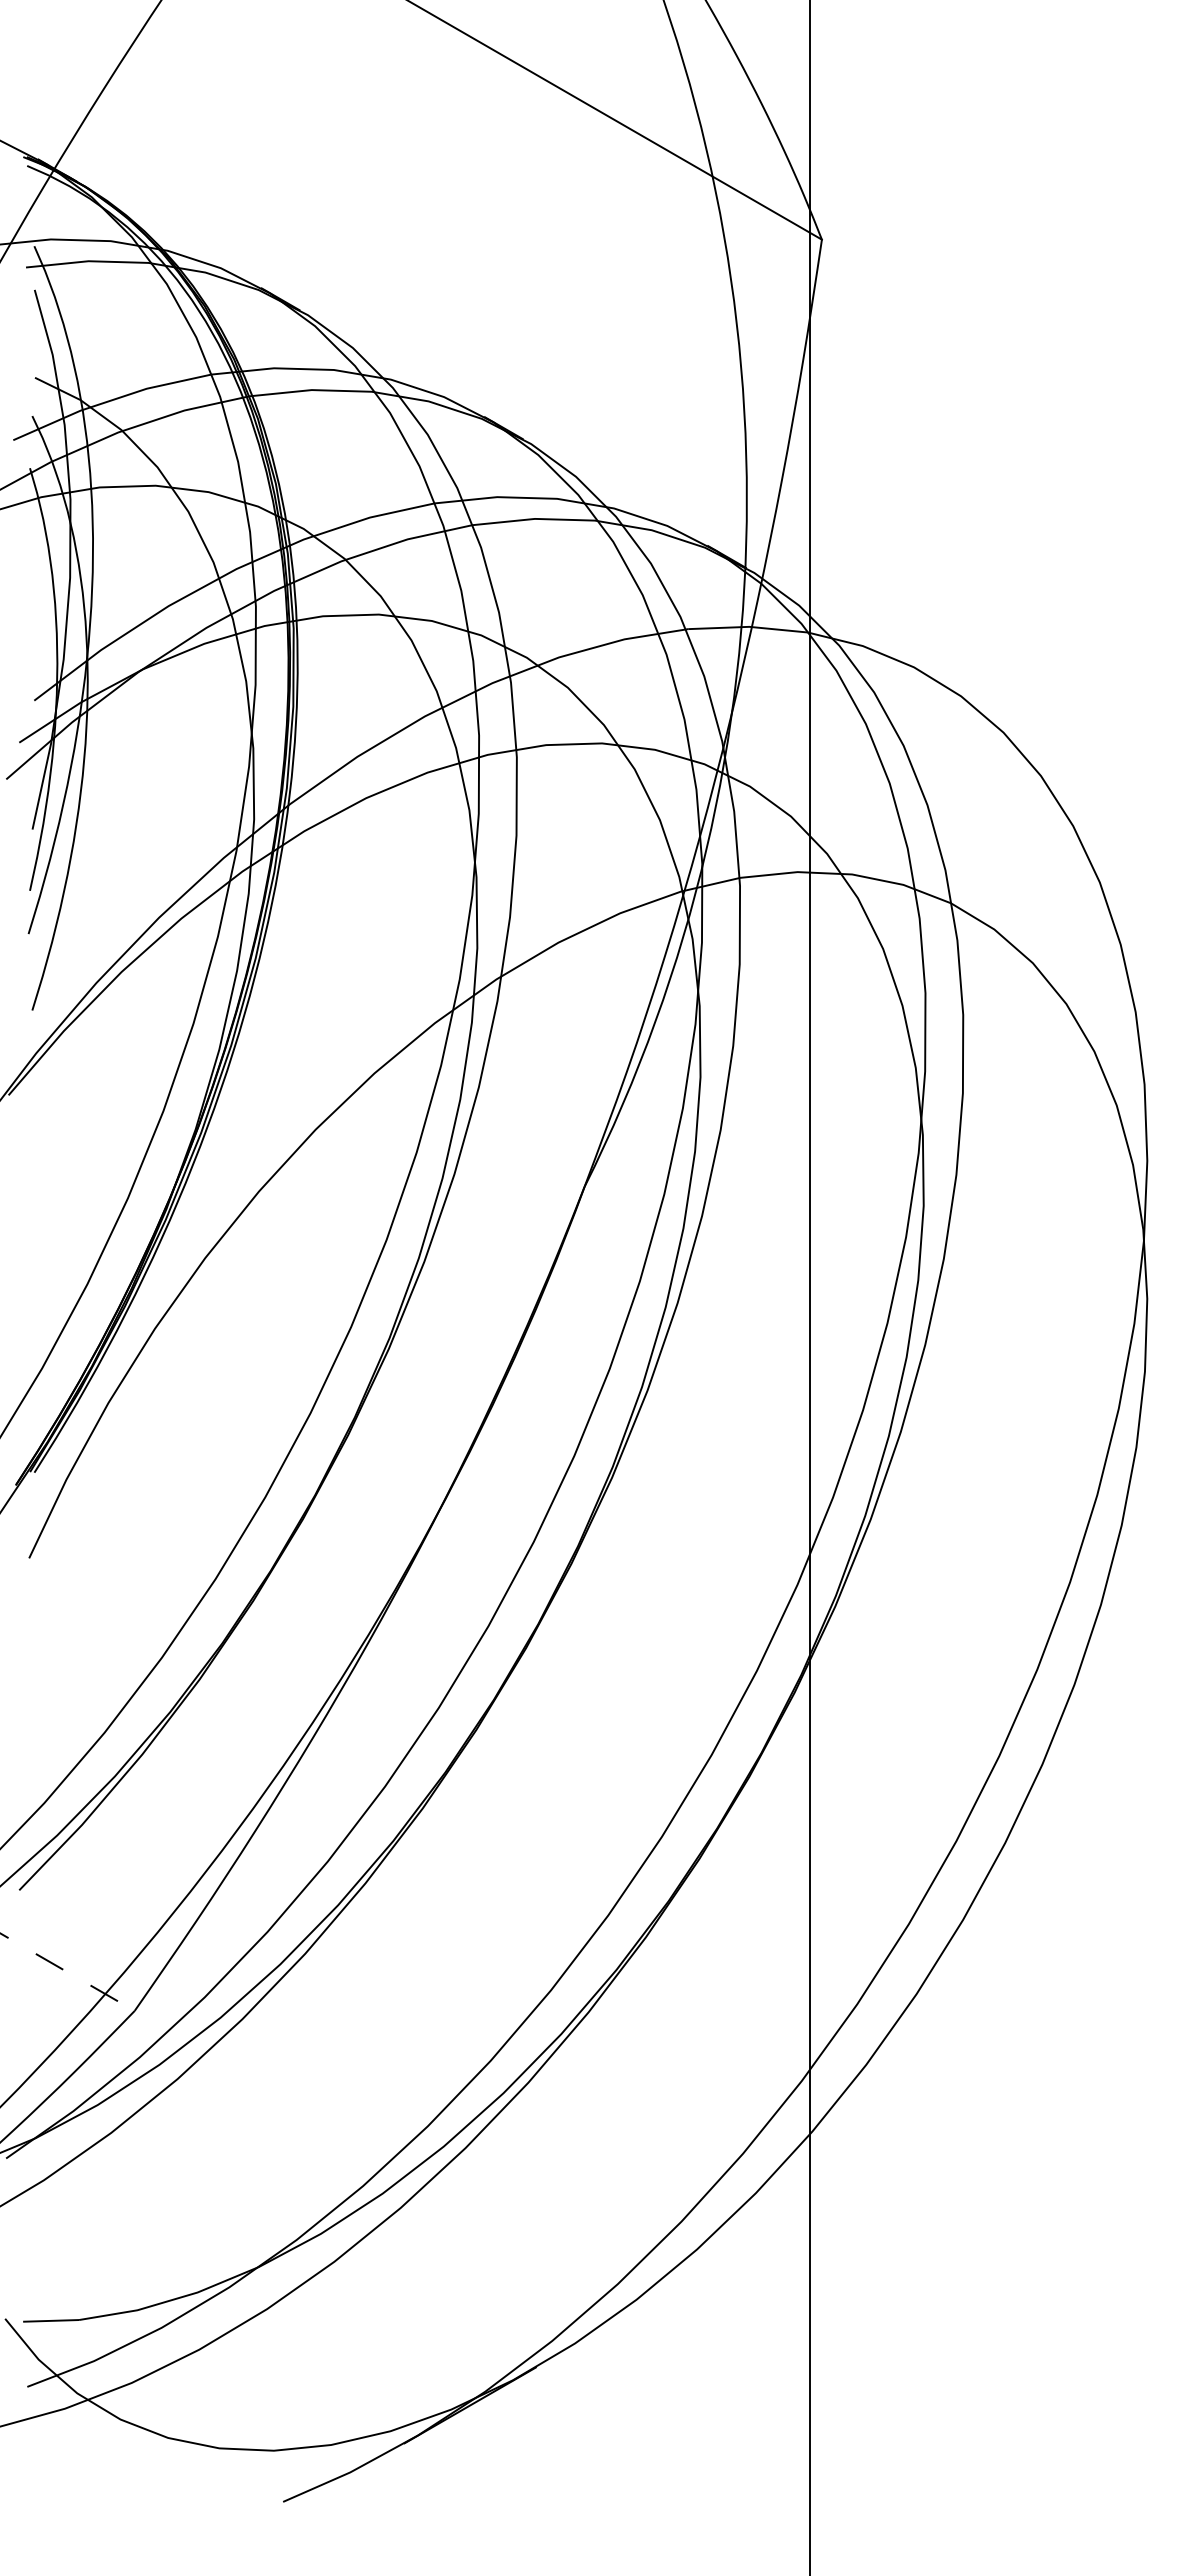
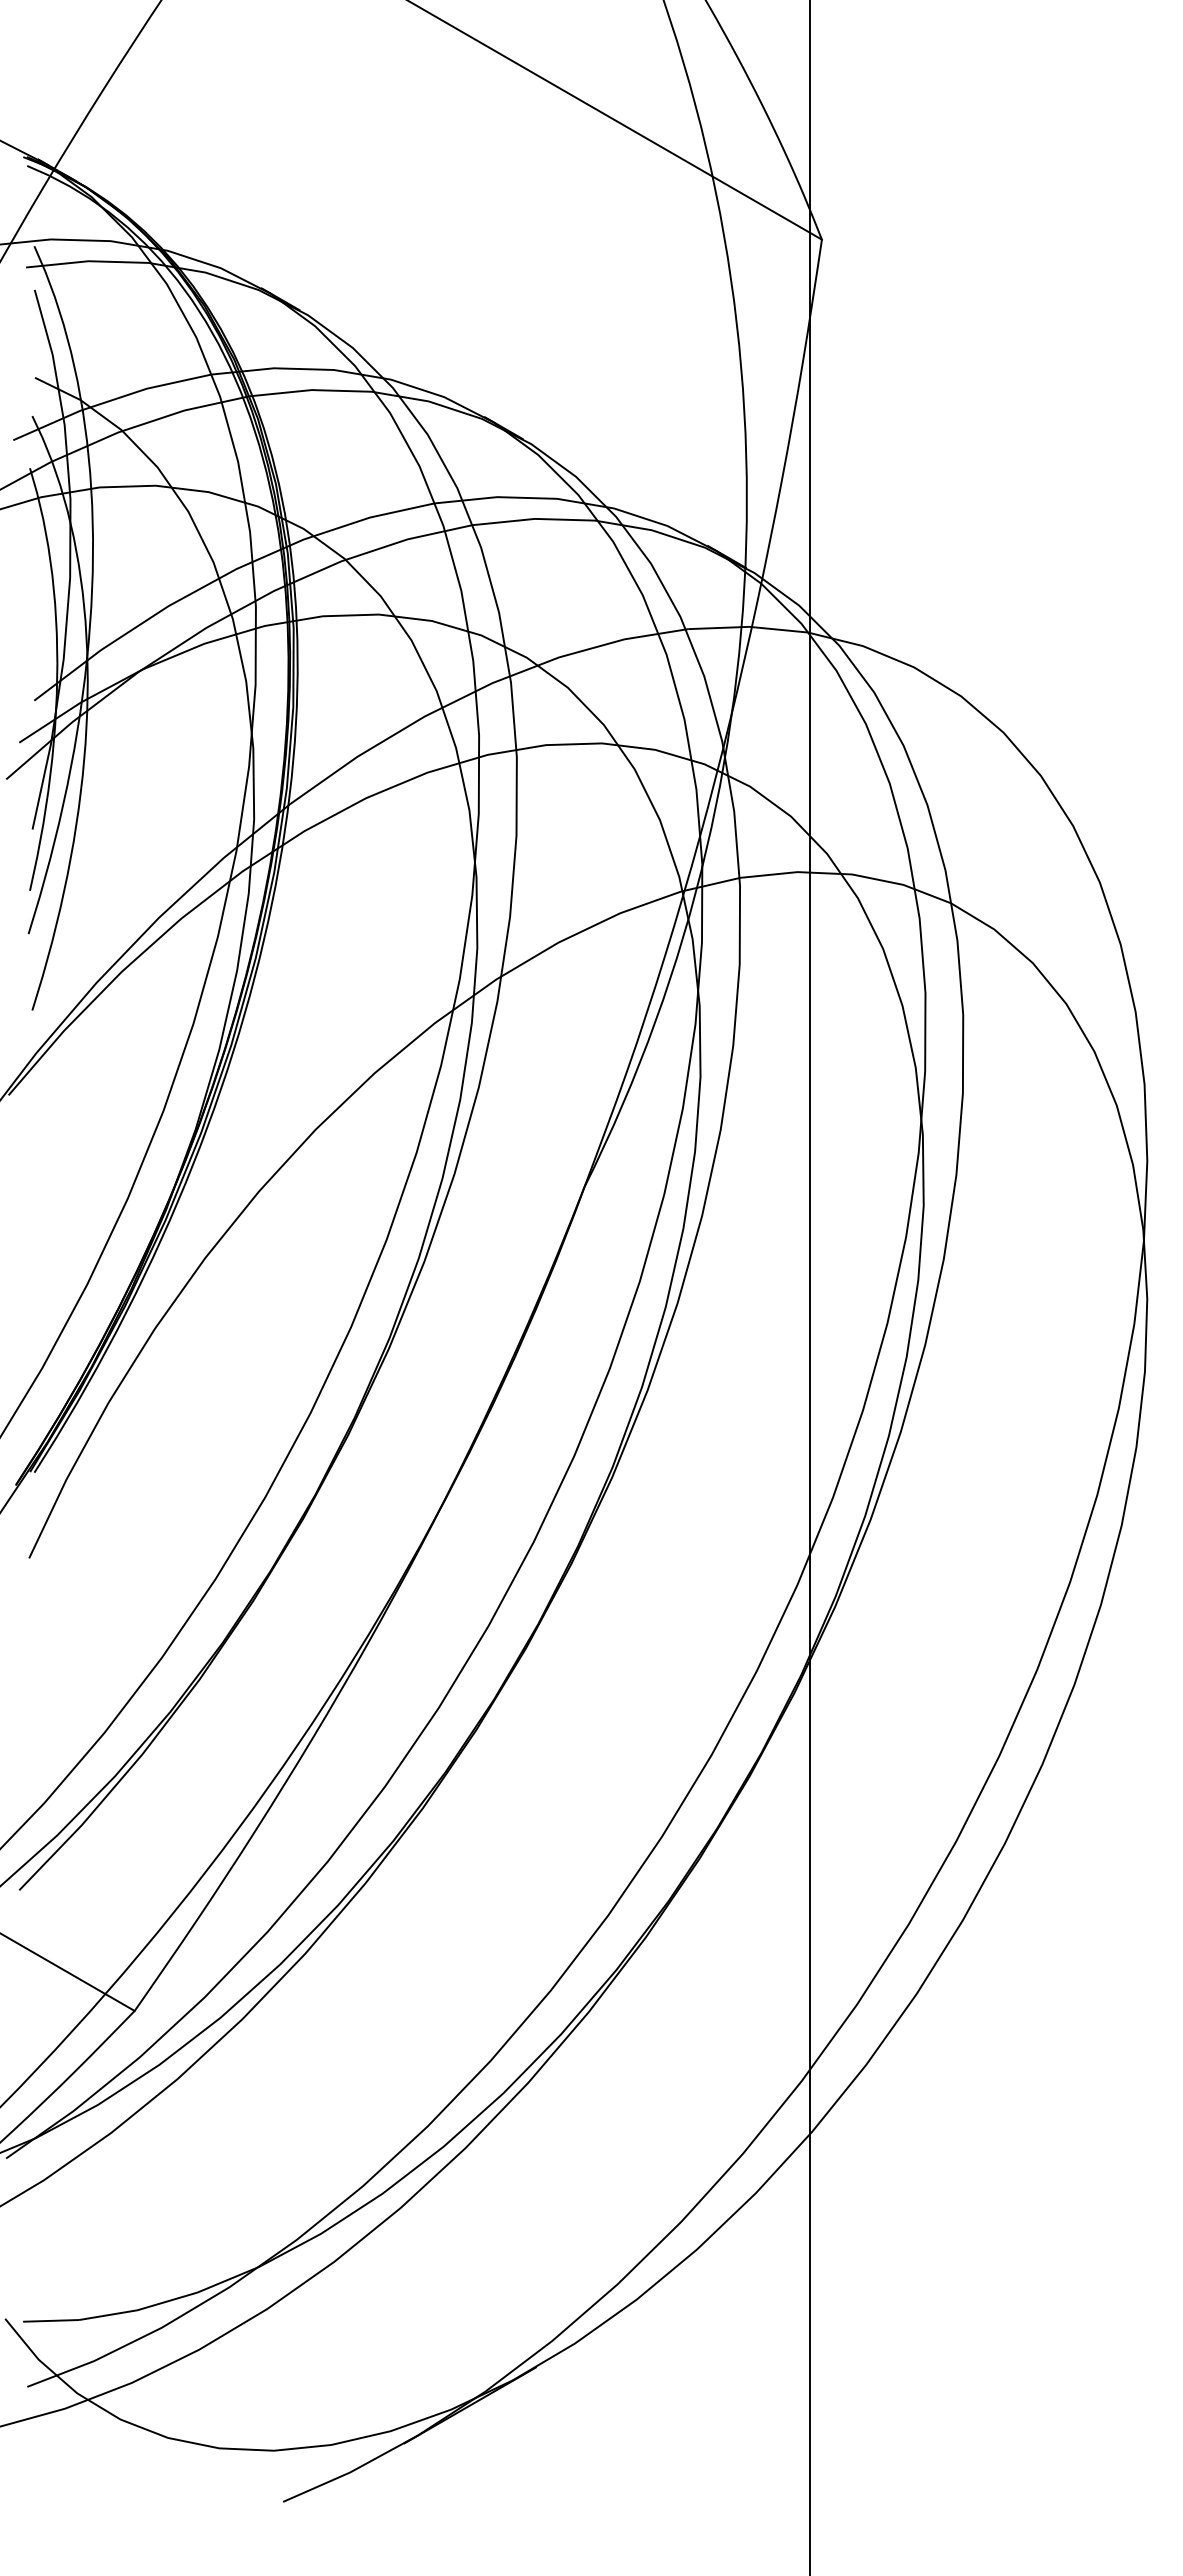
line: dashed -> solid (68, 1972)
